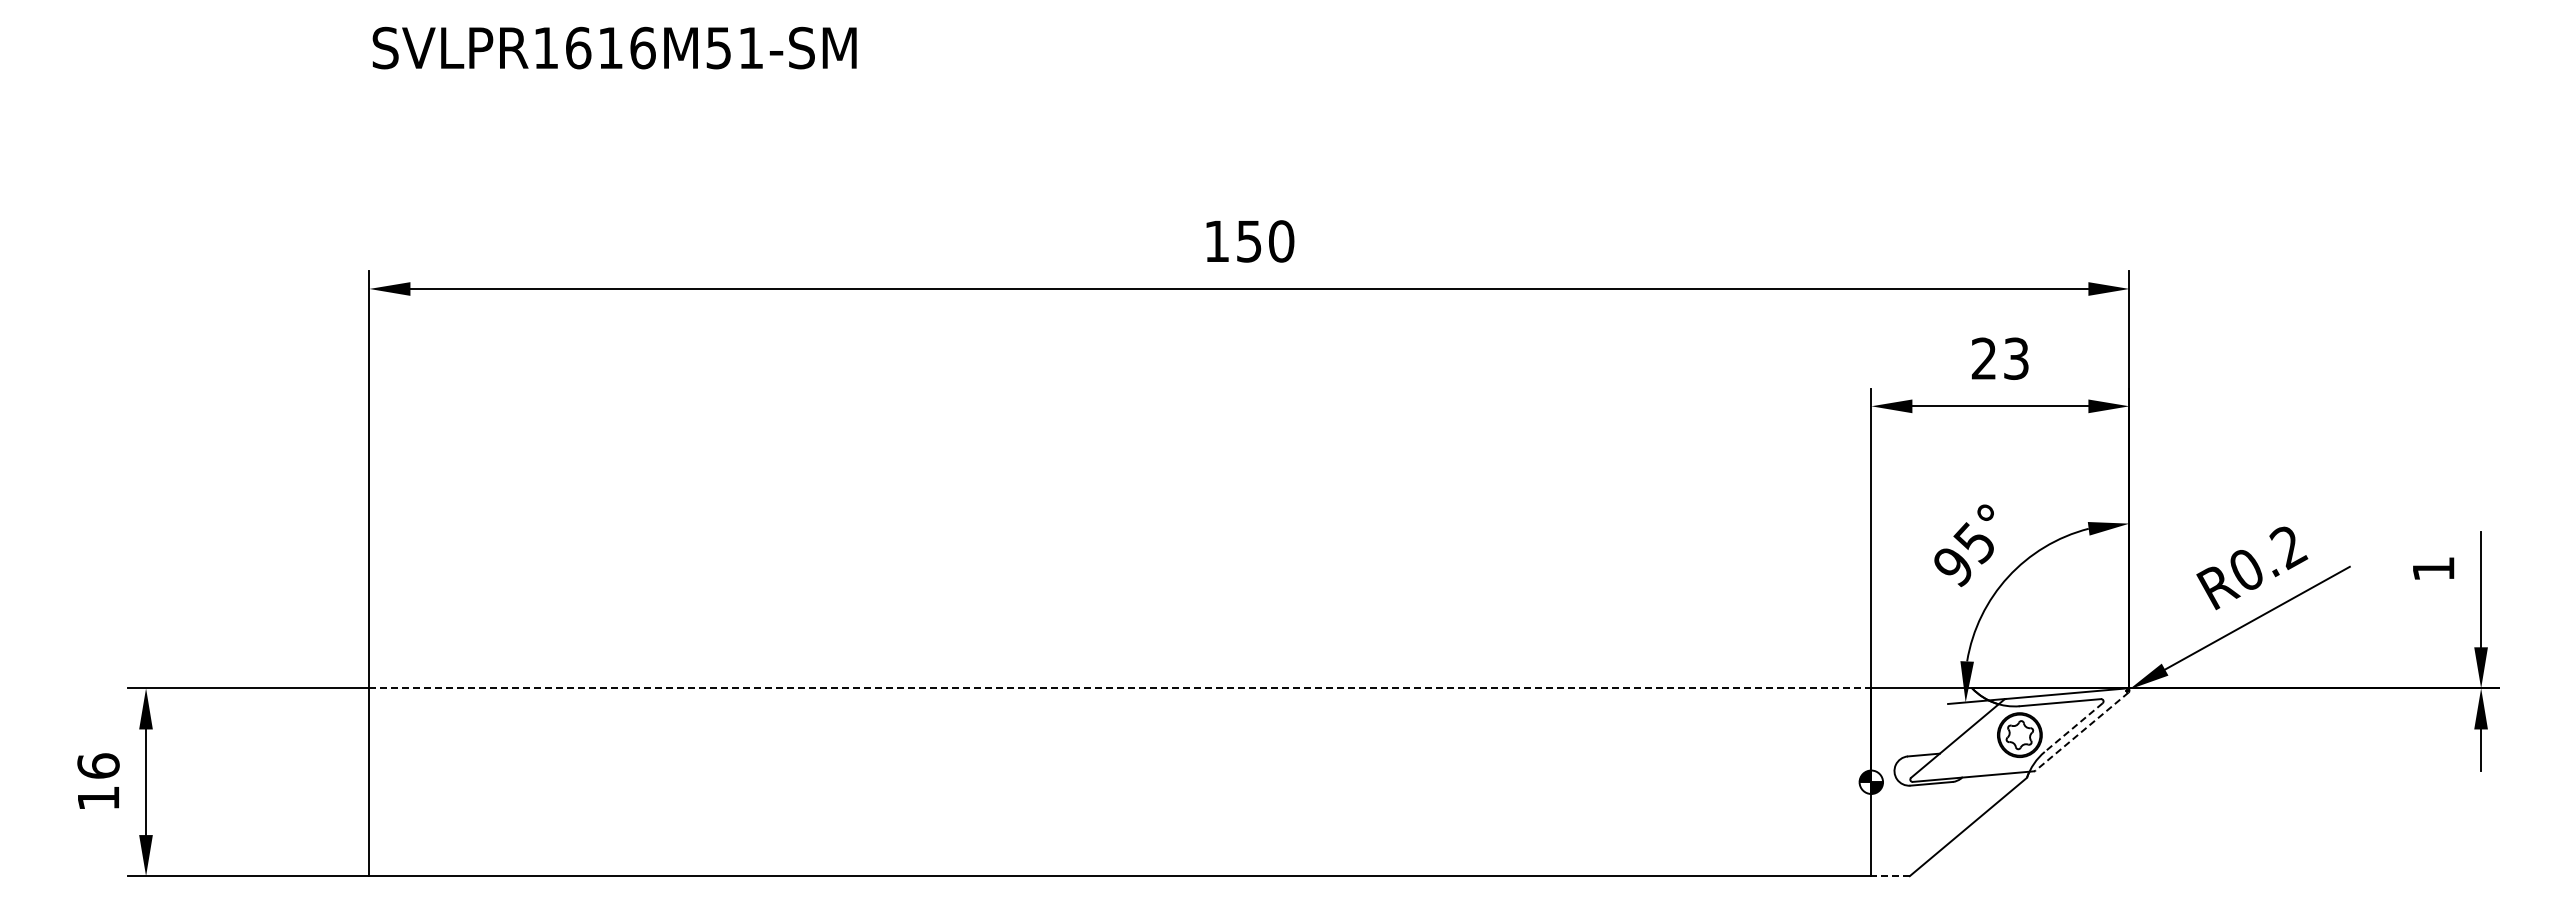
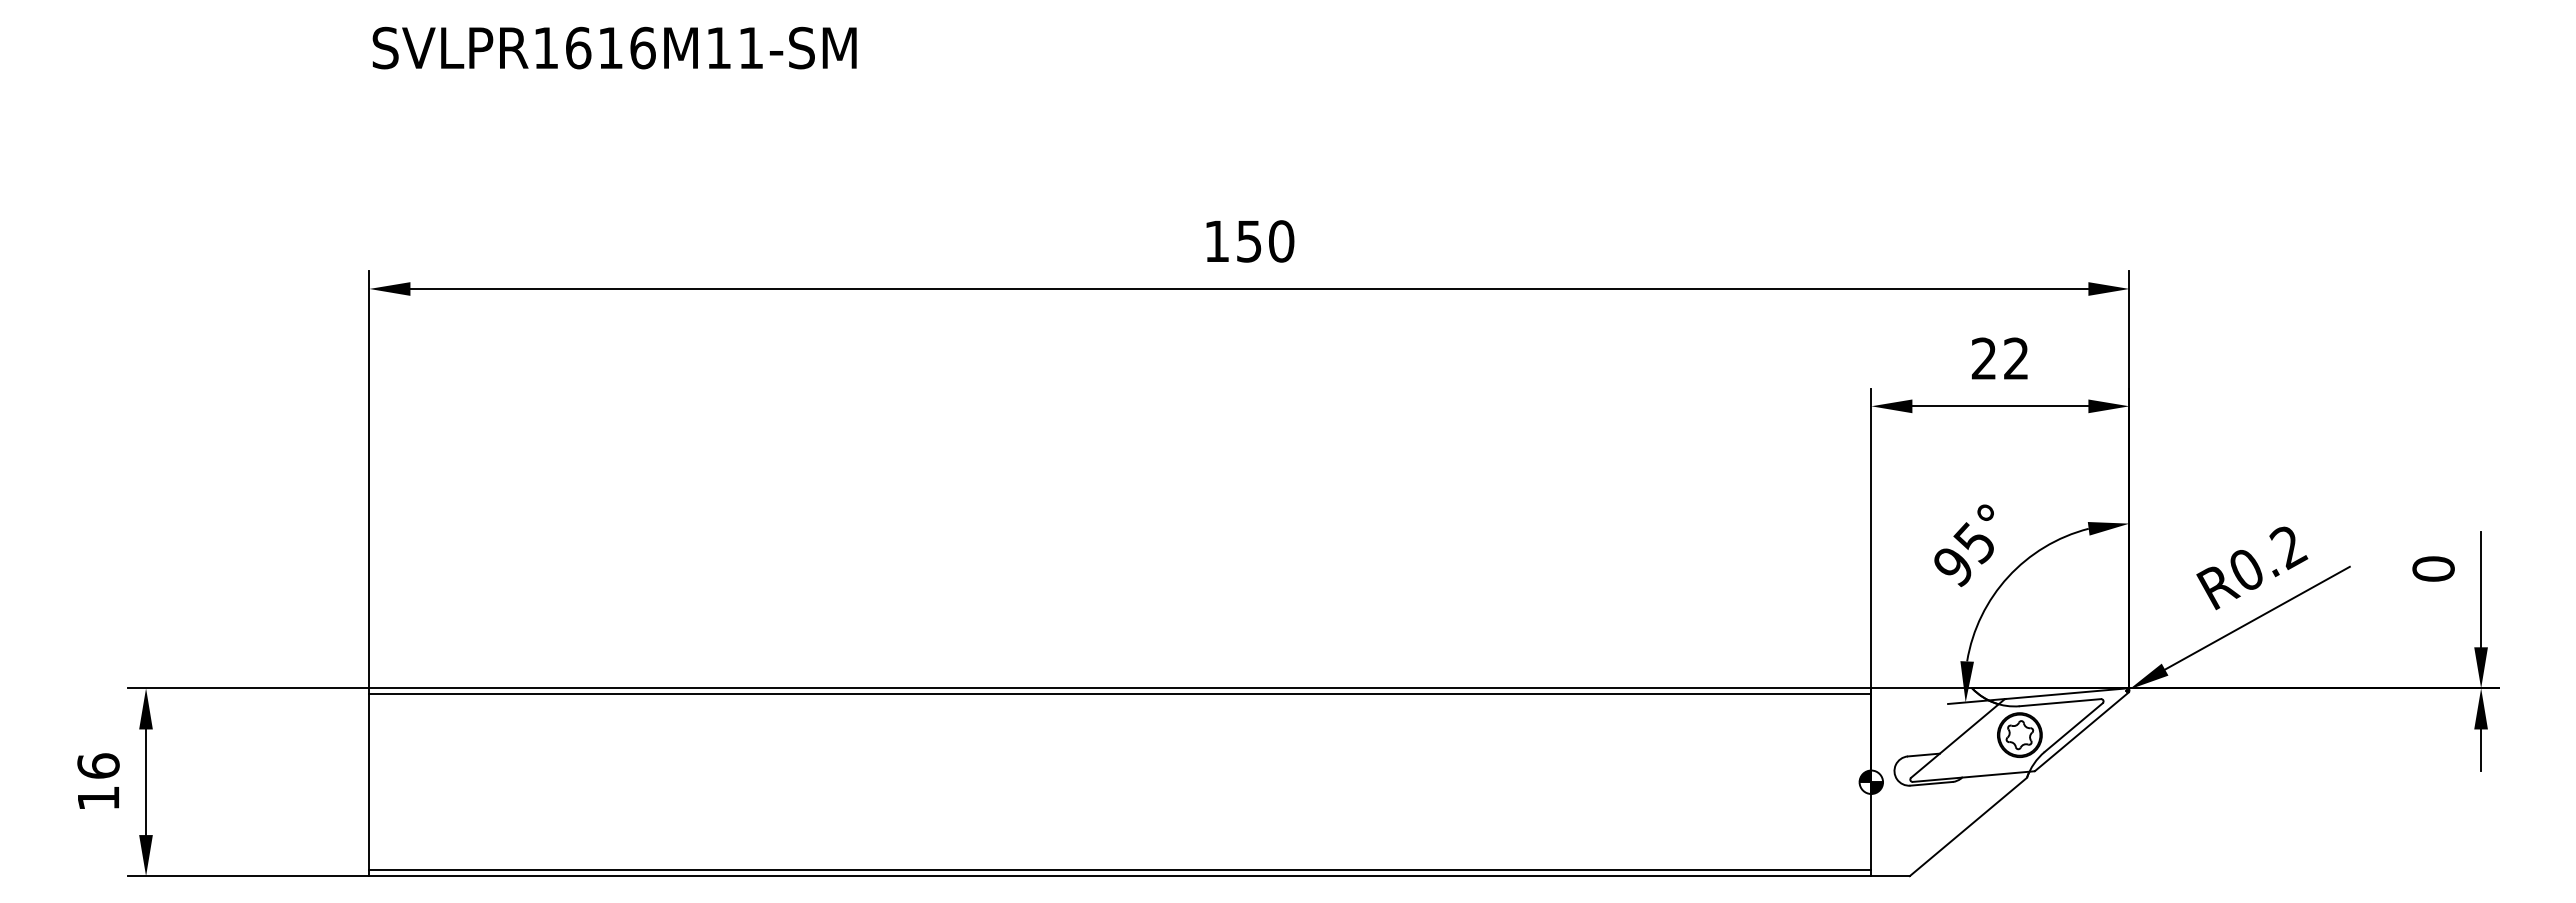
text: SVLPR1616M51-SM -> SVLPR1616M11-SM (718, 48)
text: 23 -> 22 (2016, 358)
text: 1 -> 0 (2433, 568)
line: dashed -> solid (1120, 688)
line: none -> present (1120, 694)
line: dashed -> solid (2073, 727)
line: dashed -> solid (2082, 731)
line: none -> present (1120, 870)
line: dashed -> solid (1890, 876)
